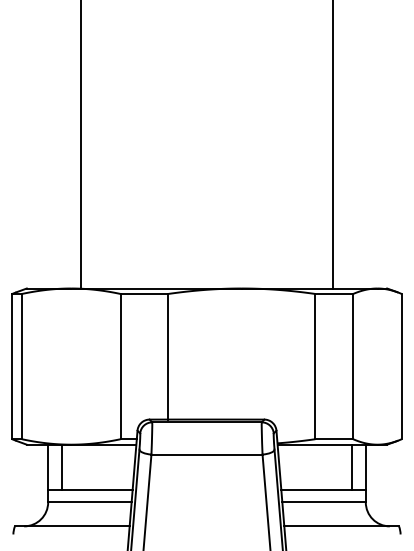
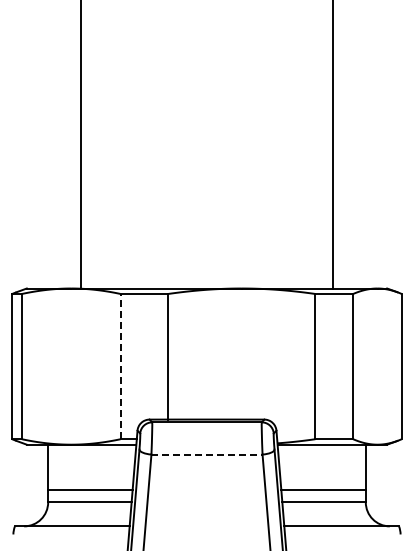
line: solid -> dashed (120, 366)
line: solid -> dashed (207, 454)
line: present -> none (62, 467)
line: present -> none (351, 467)
